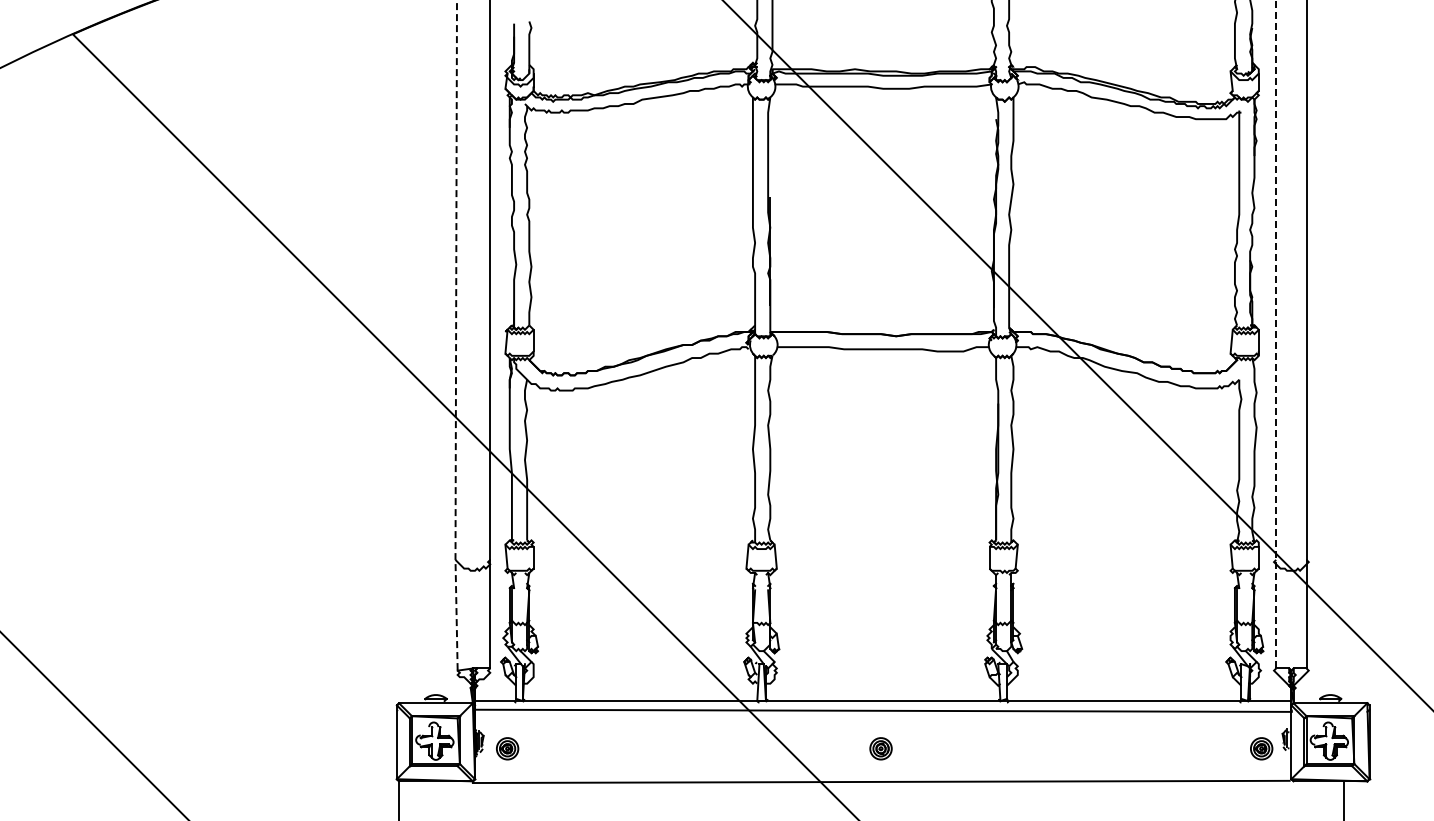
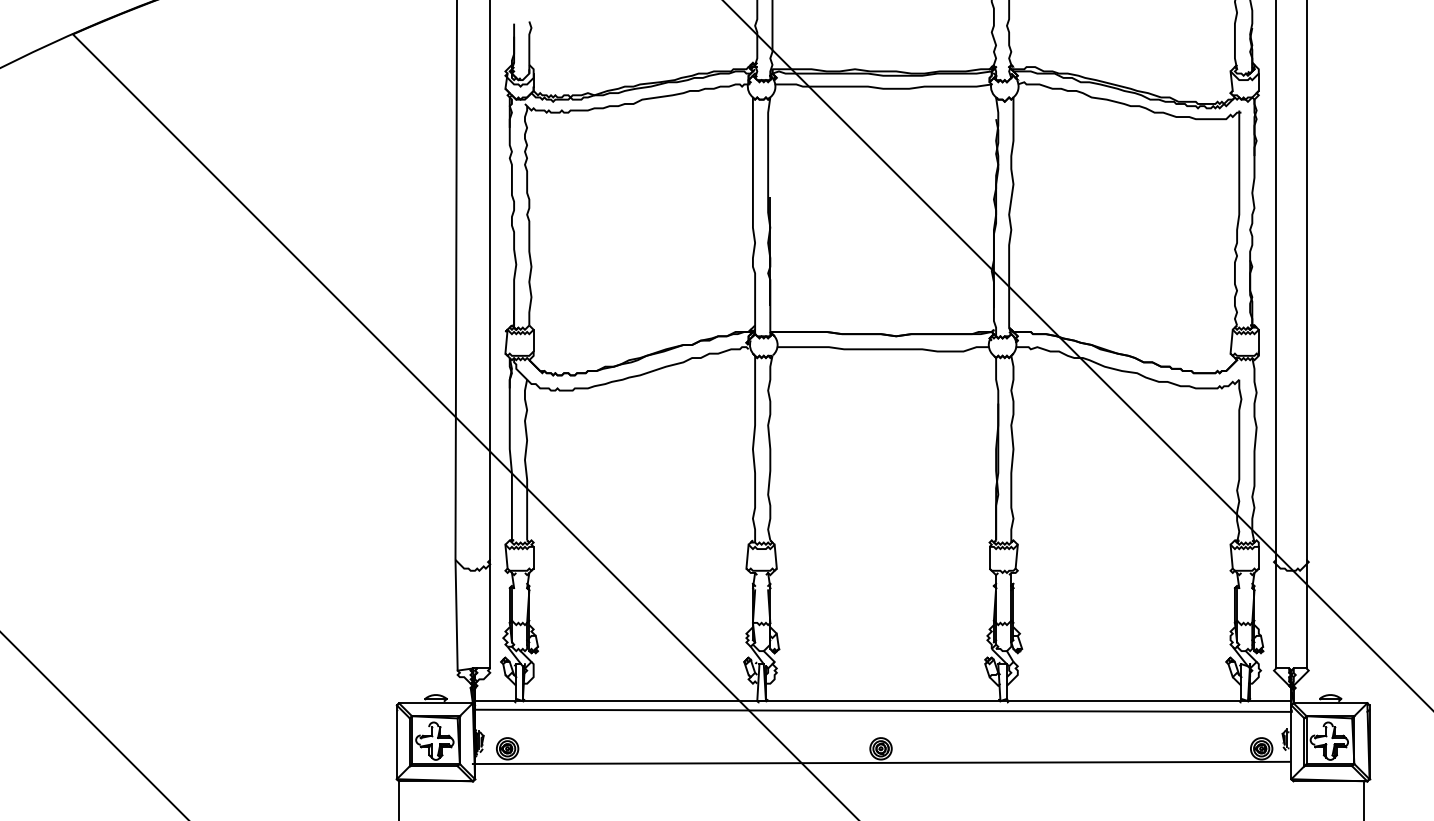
line: dashed -> solid (456, 335)
line: dashed -> solid (1276, 335)
line position: (880, 781) -> (880, 762) (880, 762)
line position: (1344, 798) -> (1364, 798) (1364, 798)
